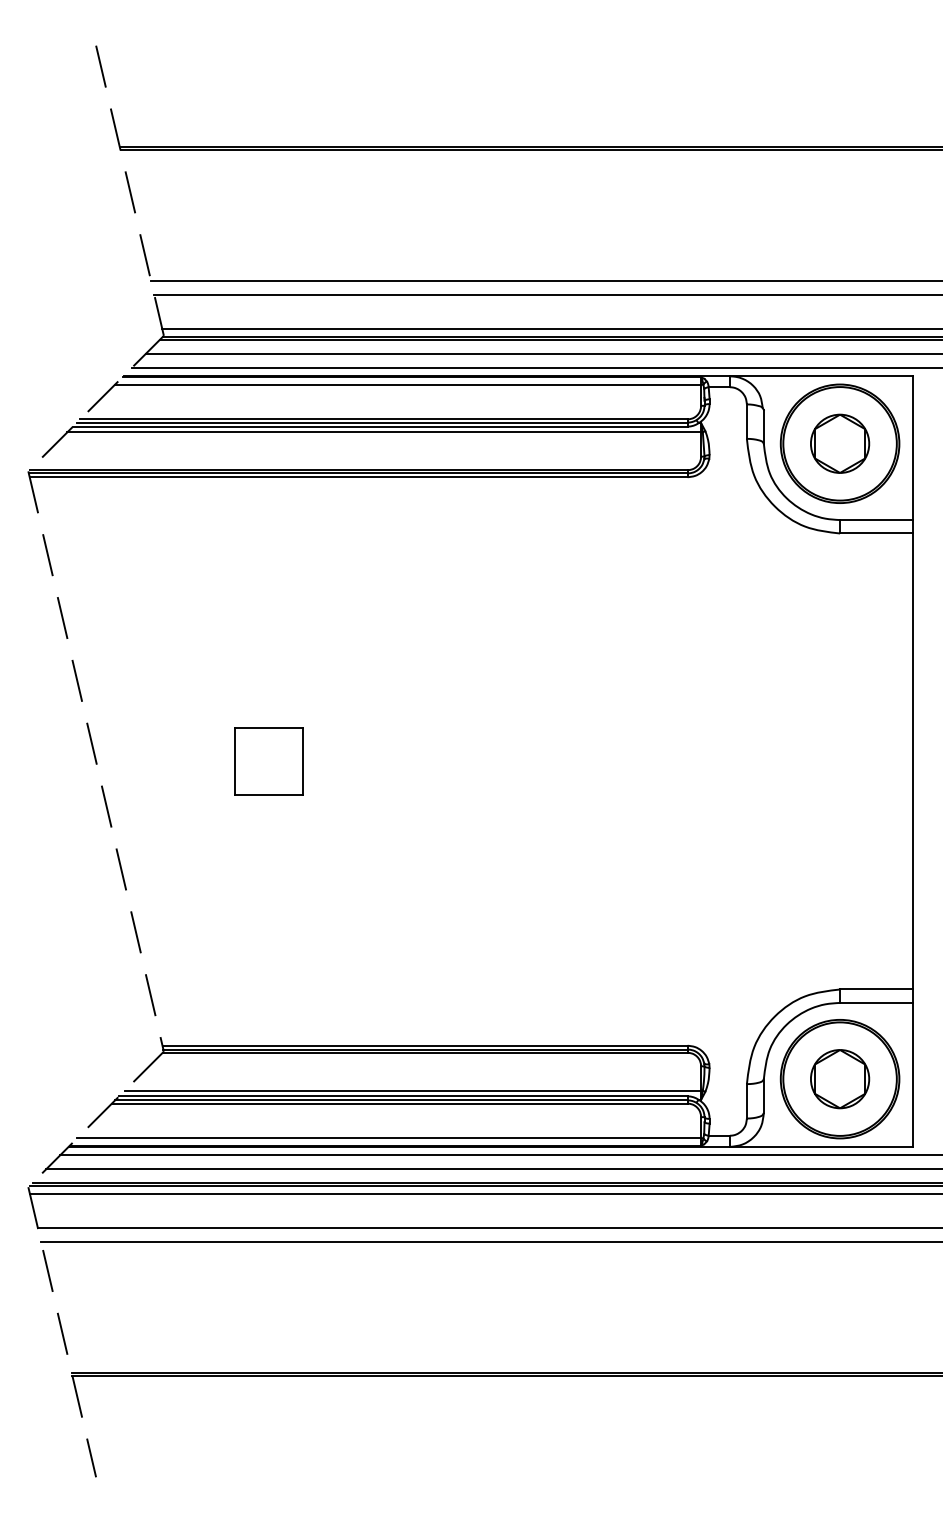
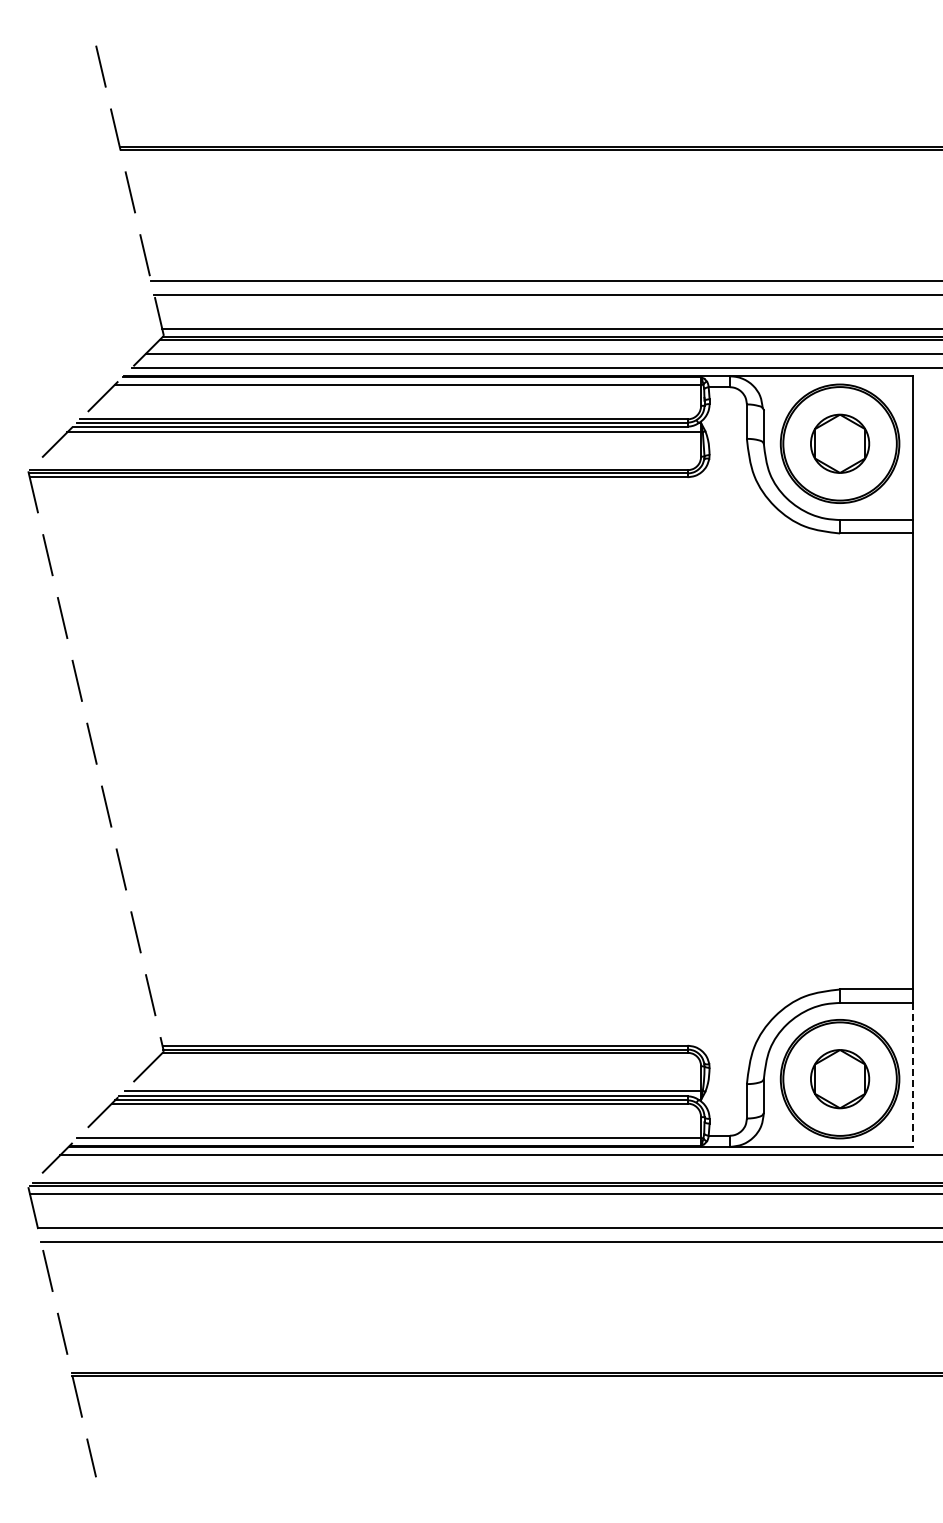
part: present -> none (268, 761)
line: solid -> dashed (912, 1075)
line: present -> none (492, 1169)
